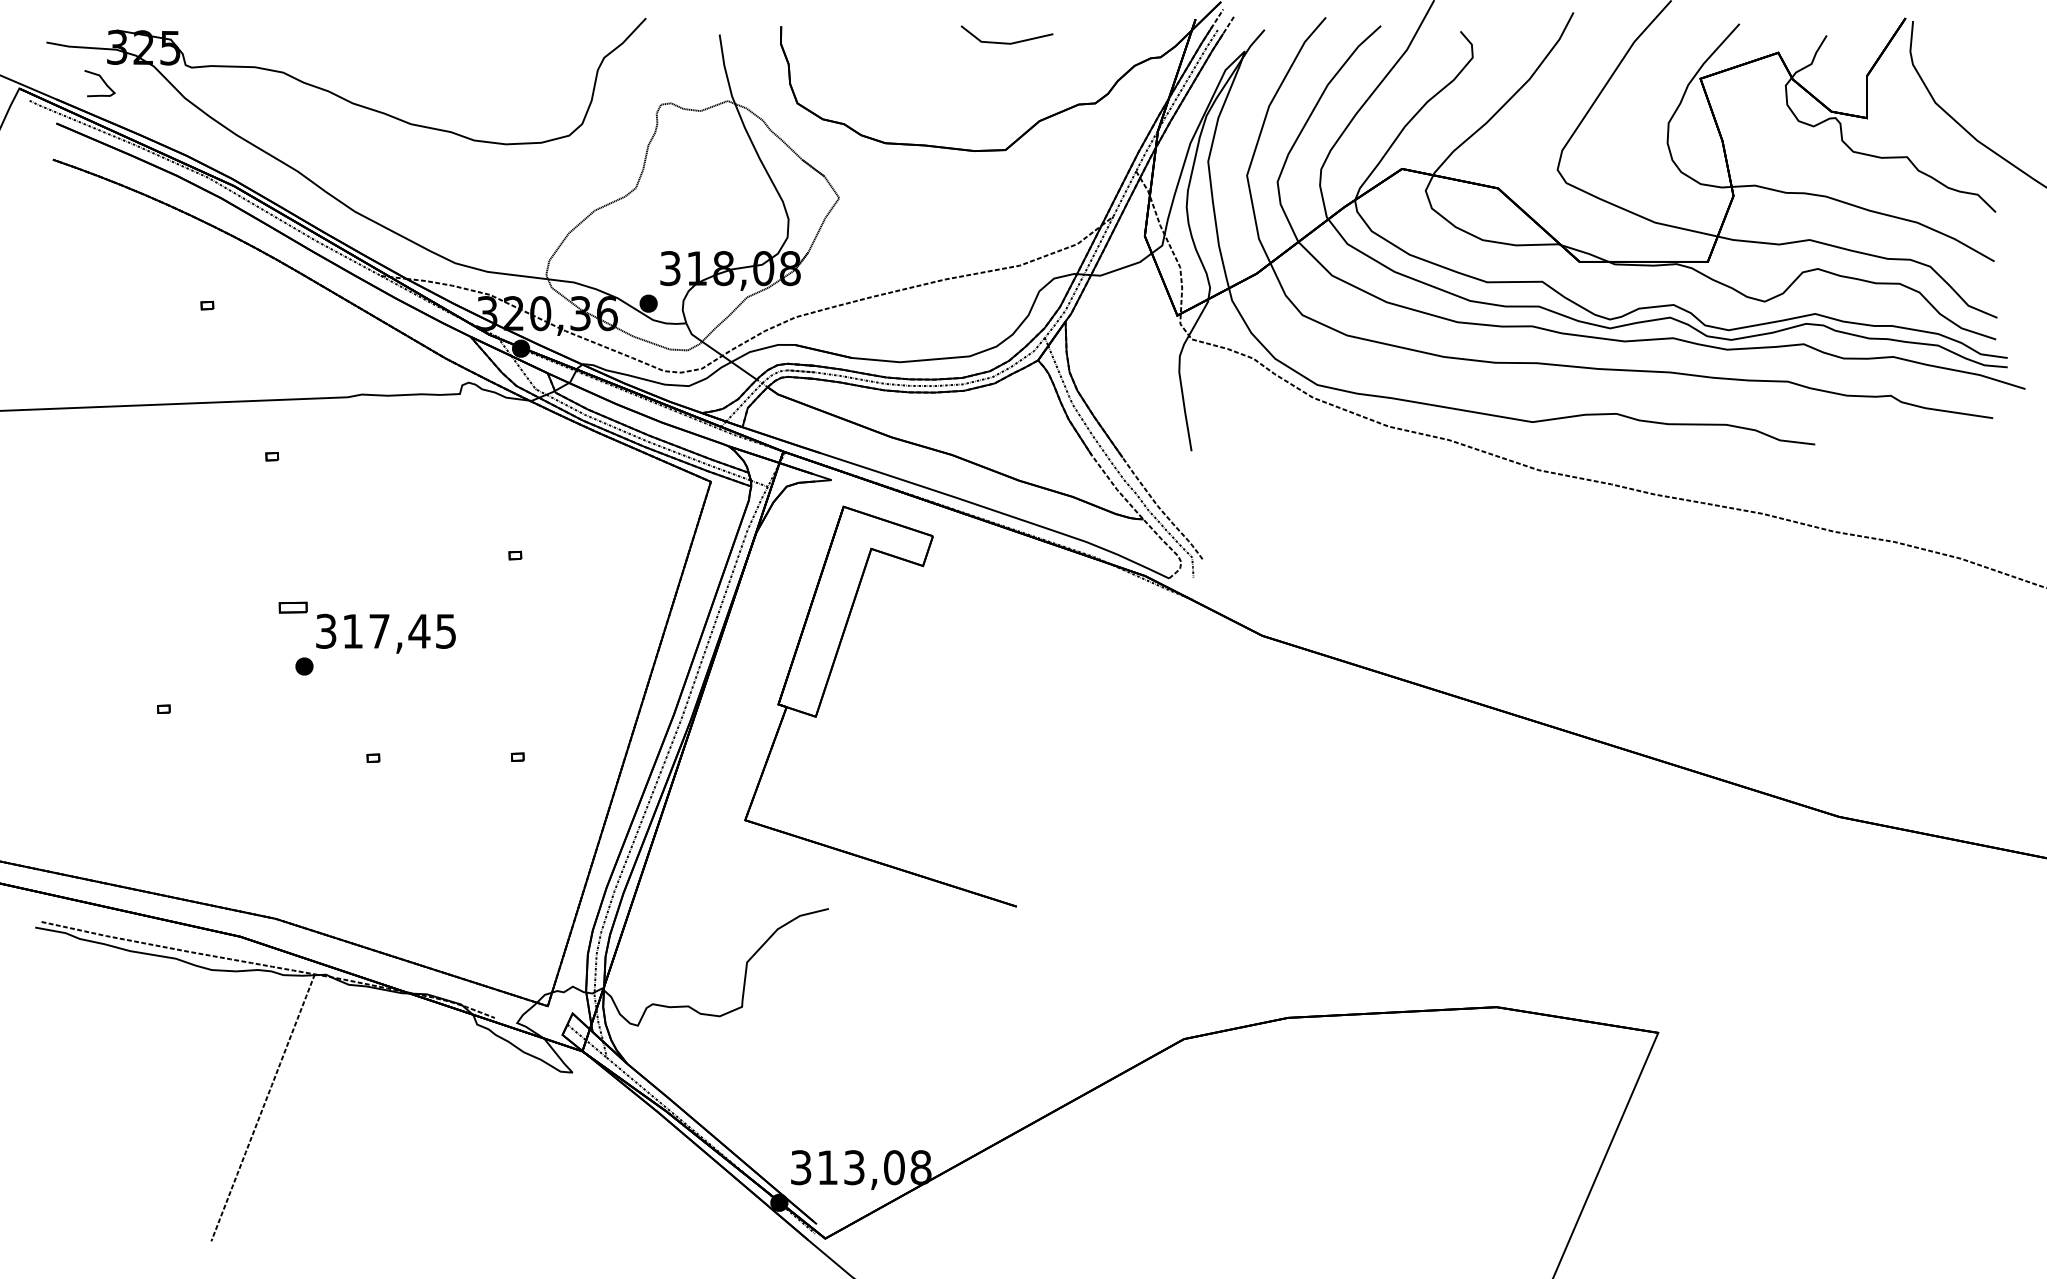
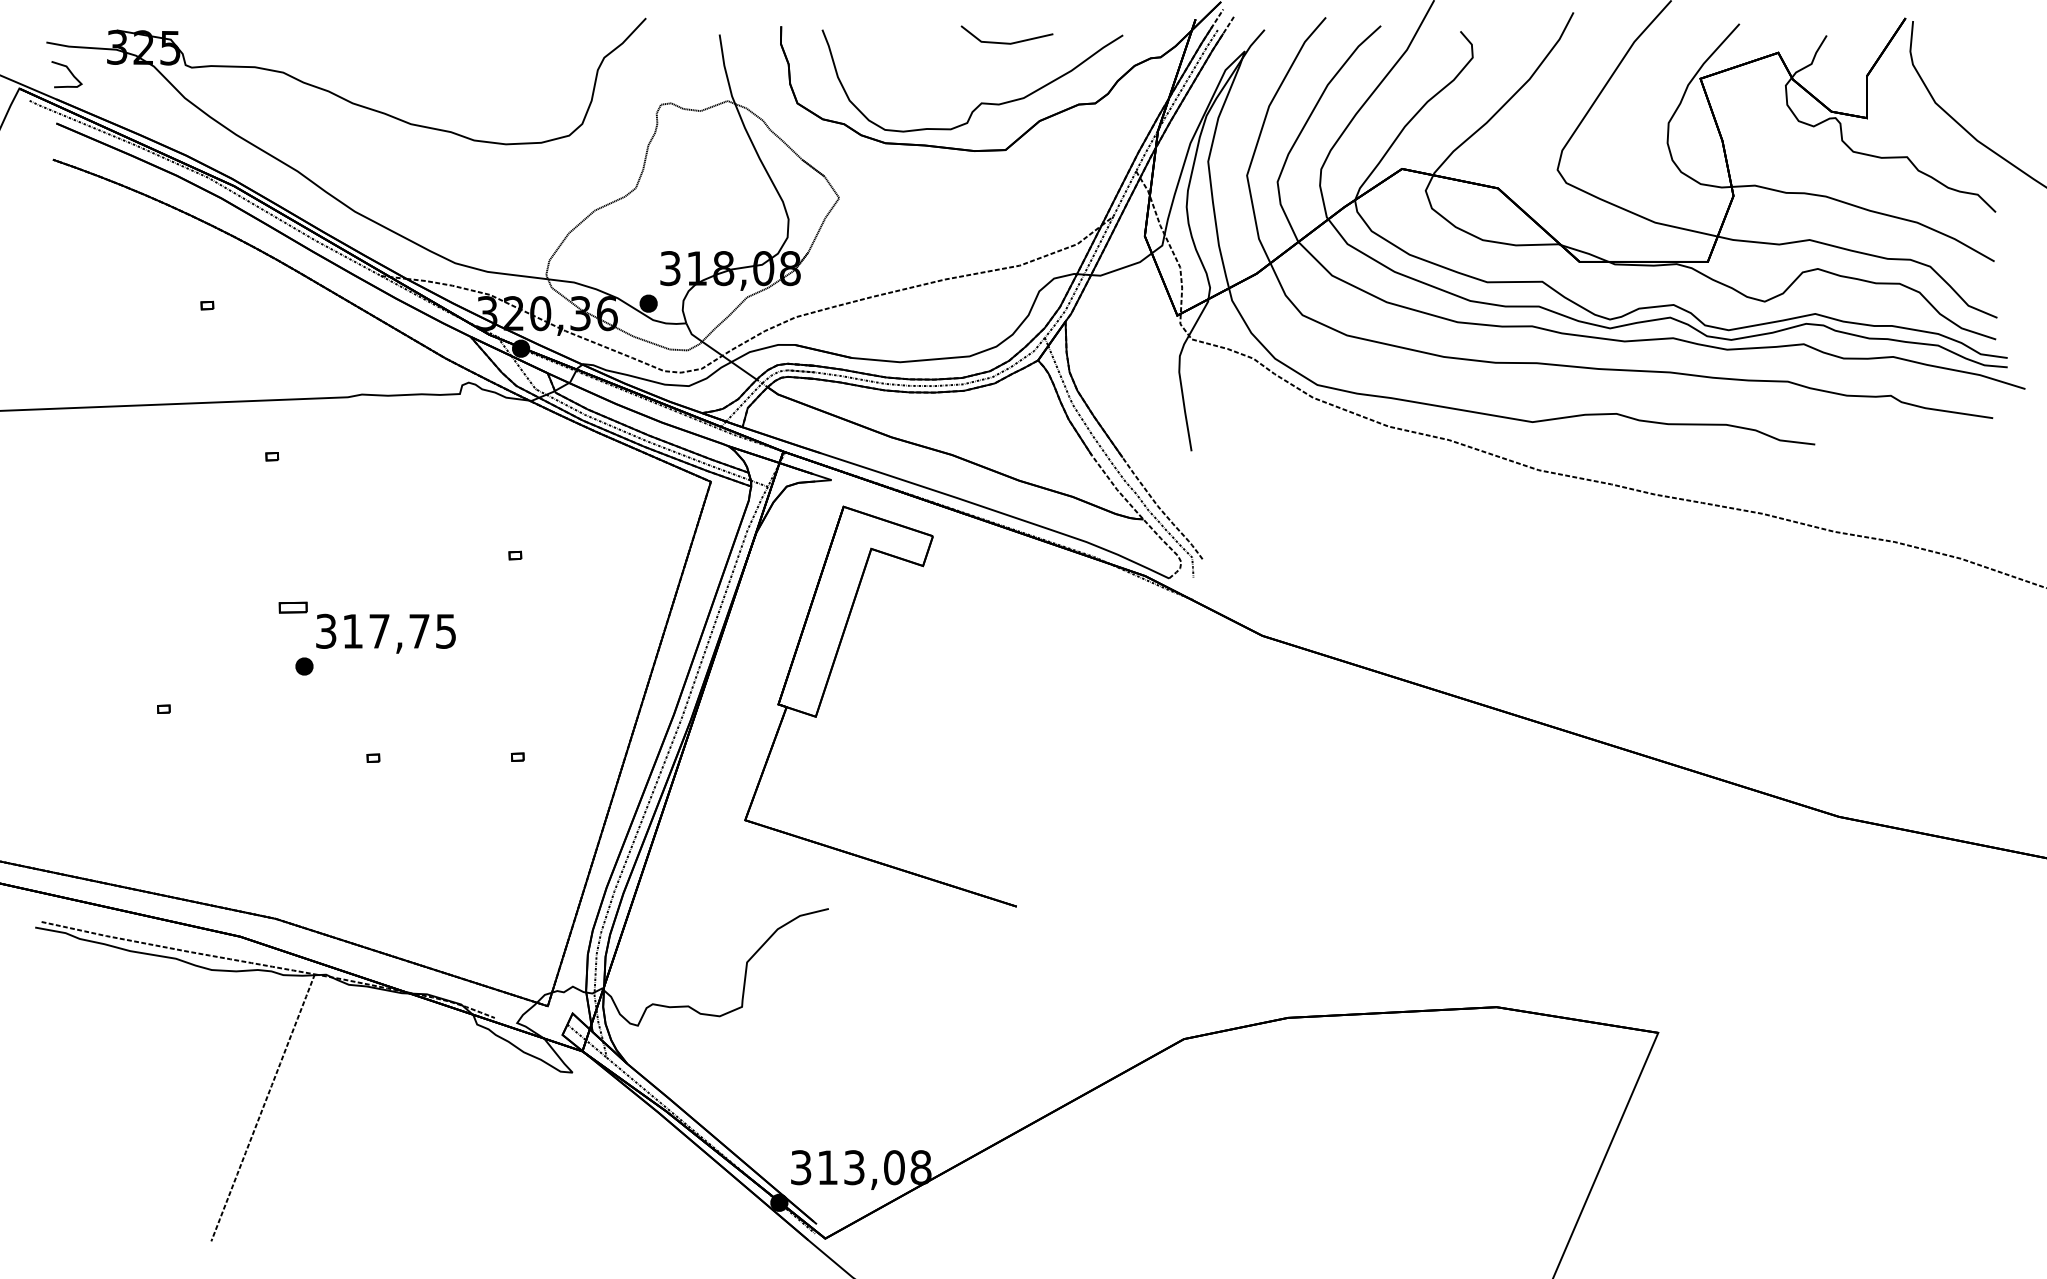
curve position: (102, 81) -> (69, 72) (69, 72)
curve: none -> present (981, 102)
text: 317,45 -> 317,75 (419, 631)
